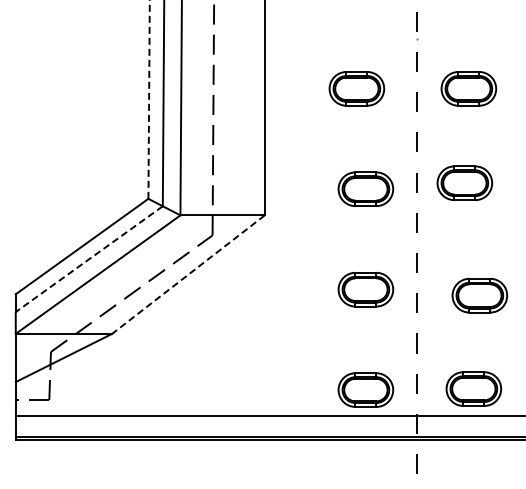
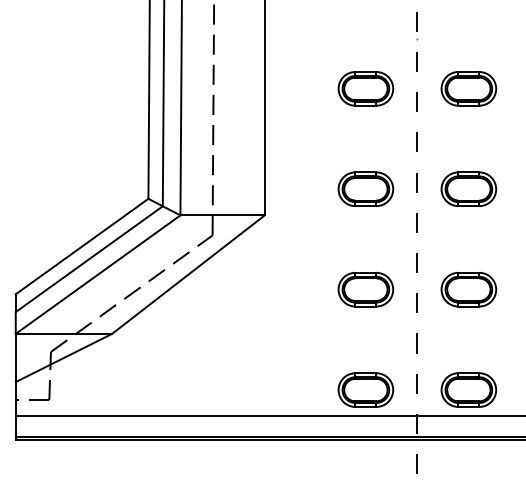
part position: (356, 88) -> (365, 88) (365, 88)
line: dashed -> solid (149, 99)
part position: (464, 182) -> (468, 188) (468, 188)
line: dashed -> solid (89, 259)
line: dashed -> solid (188, 274)
part position: (479, 295) -> (468, 289) (468, 289)
part position: (473, 388) -> (468, 389) (468, 389)
